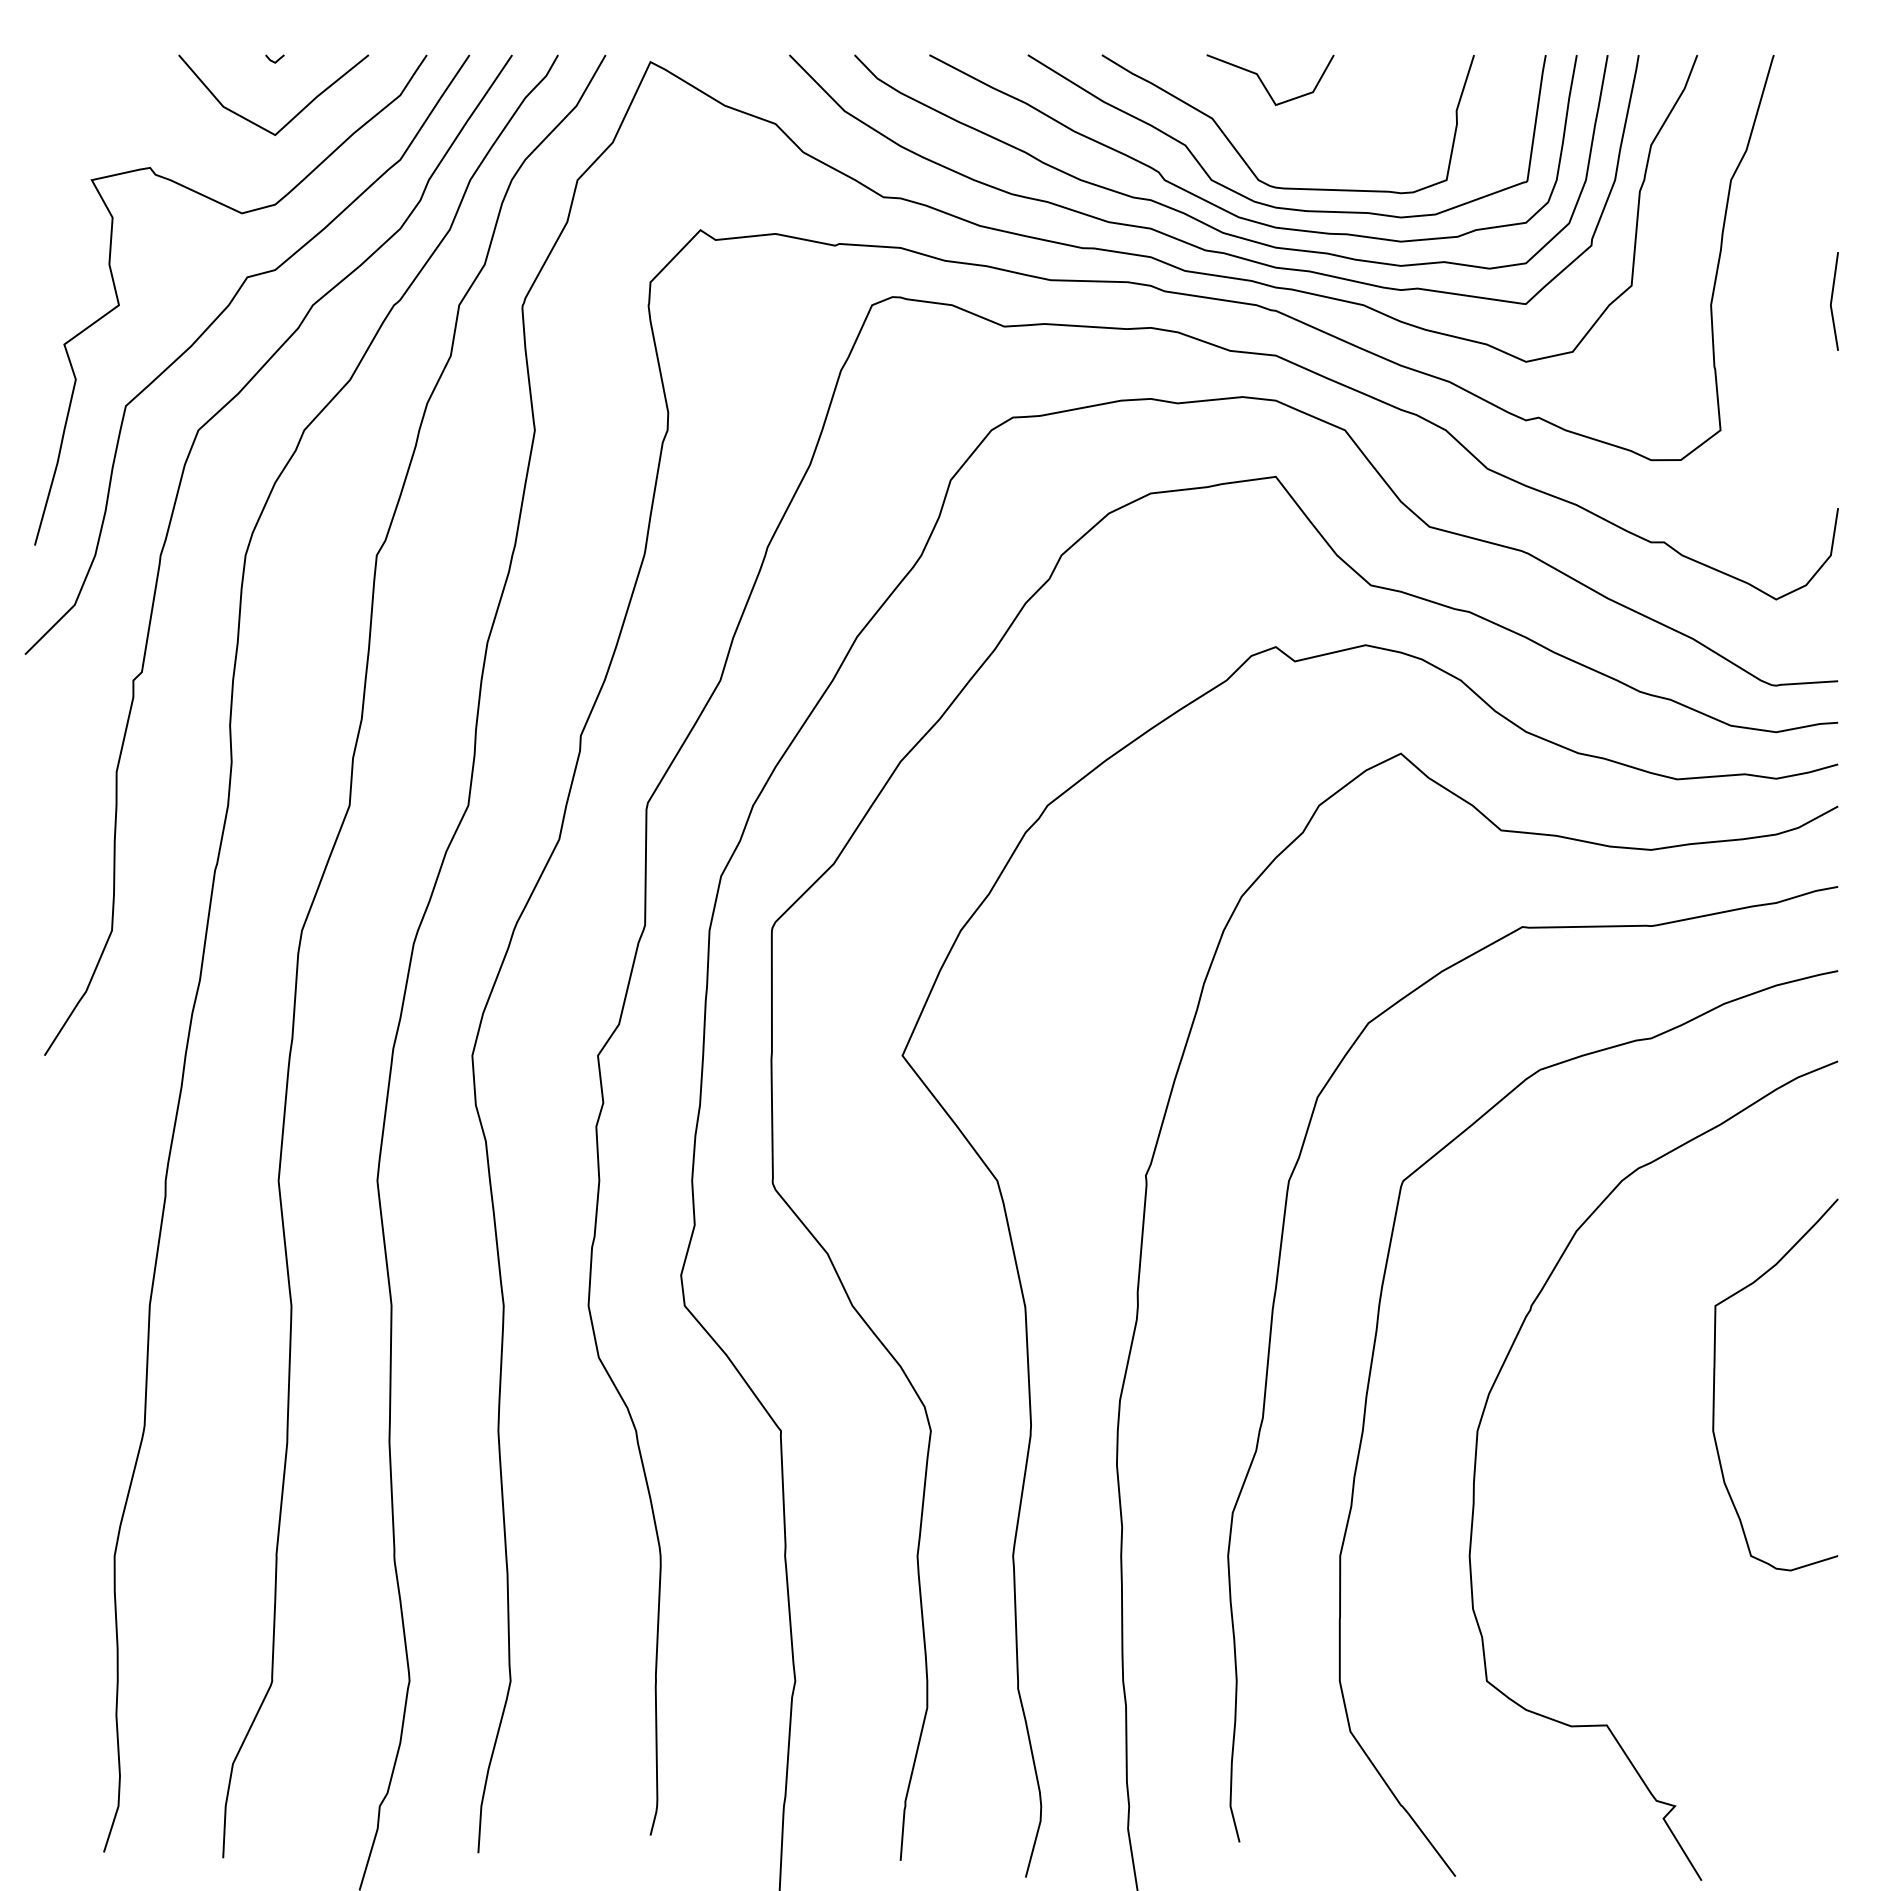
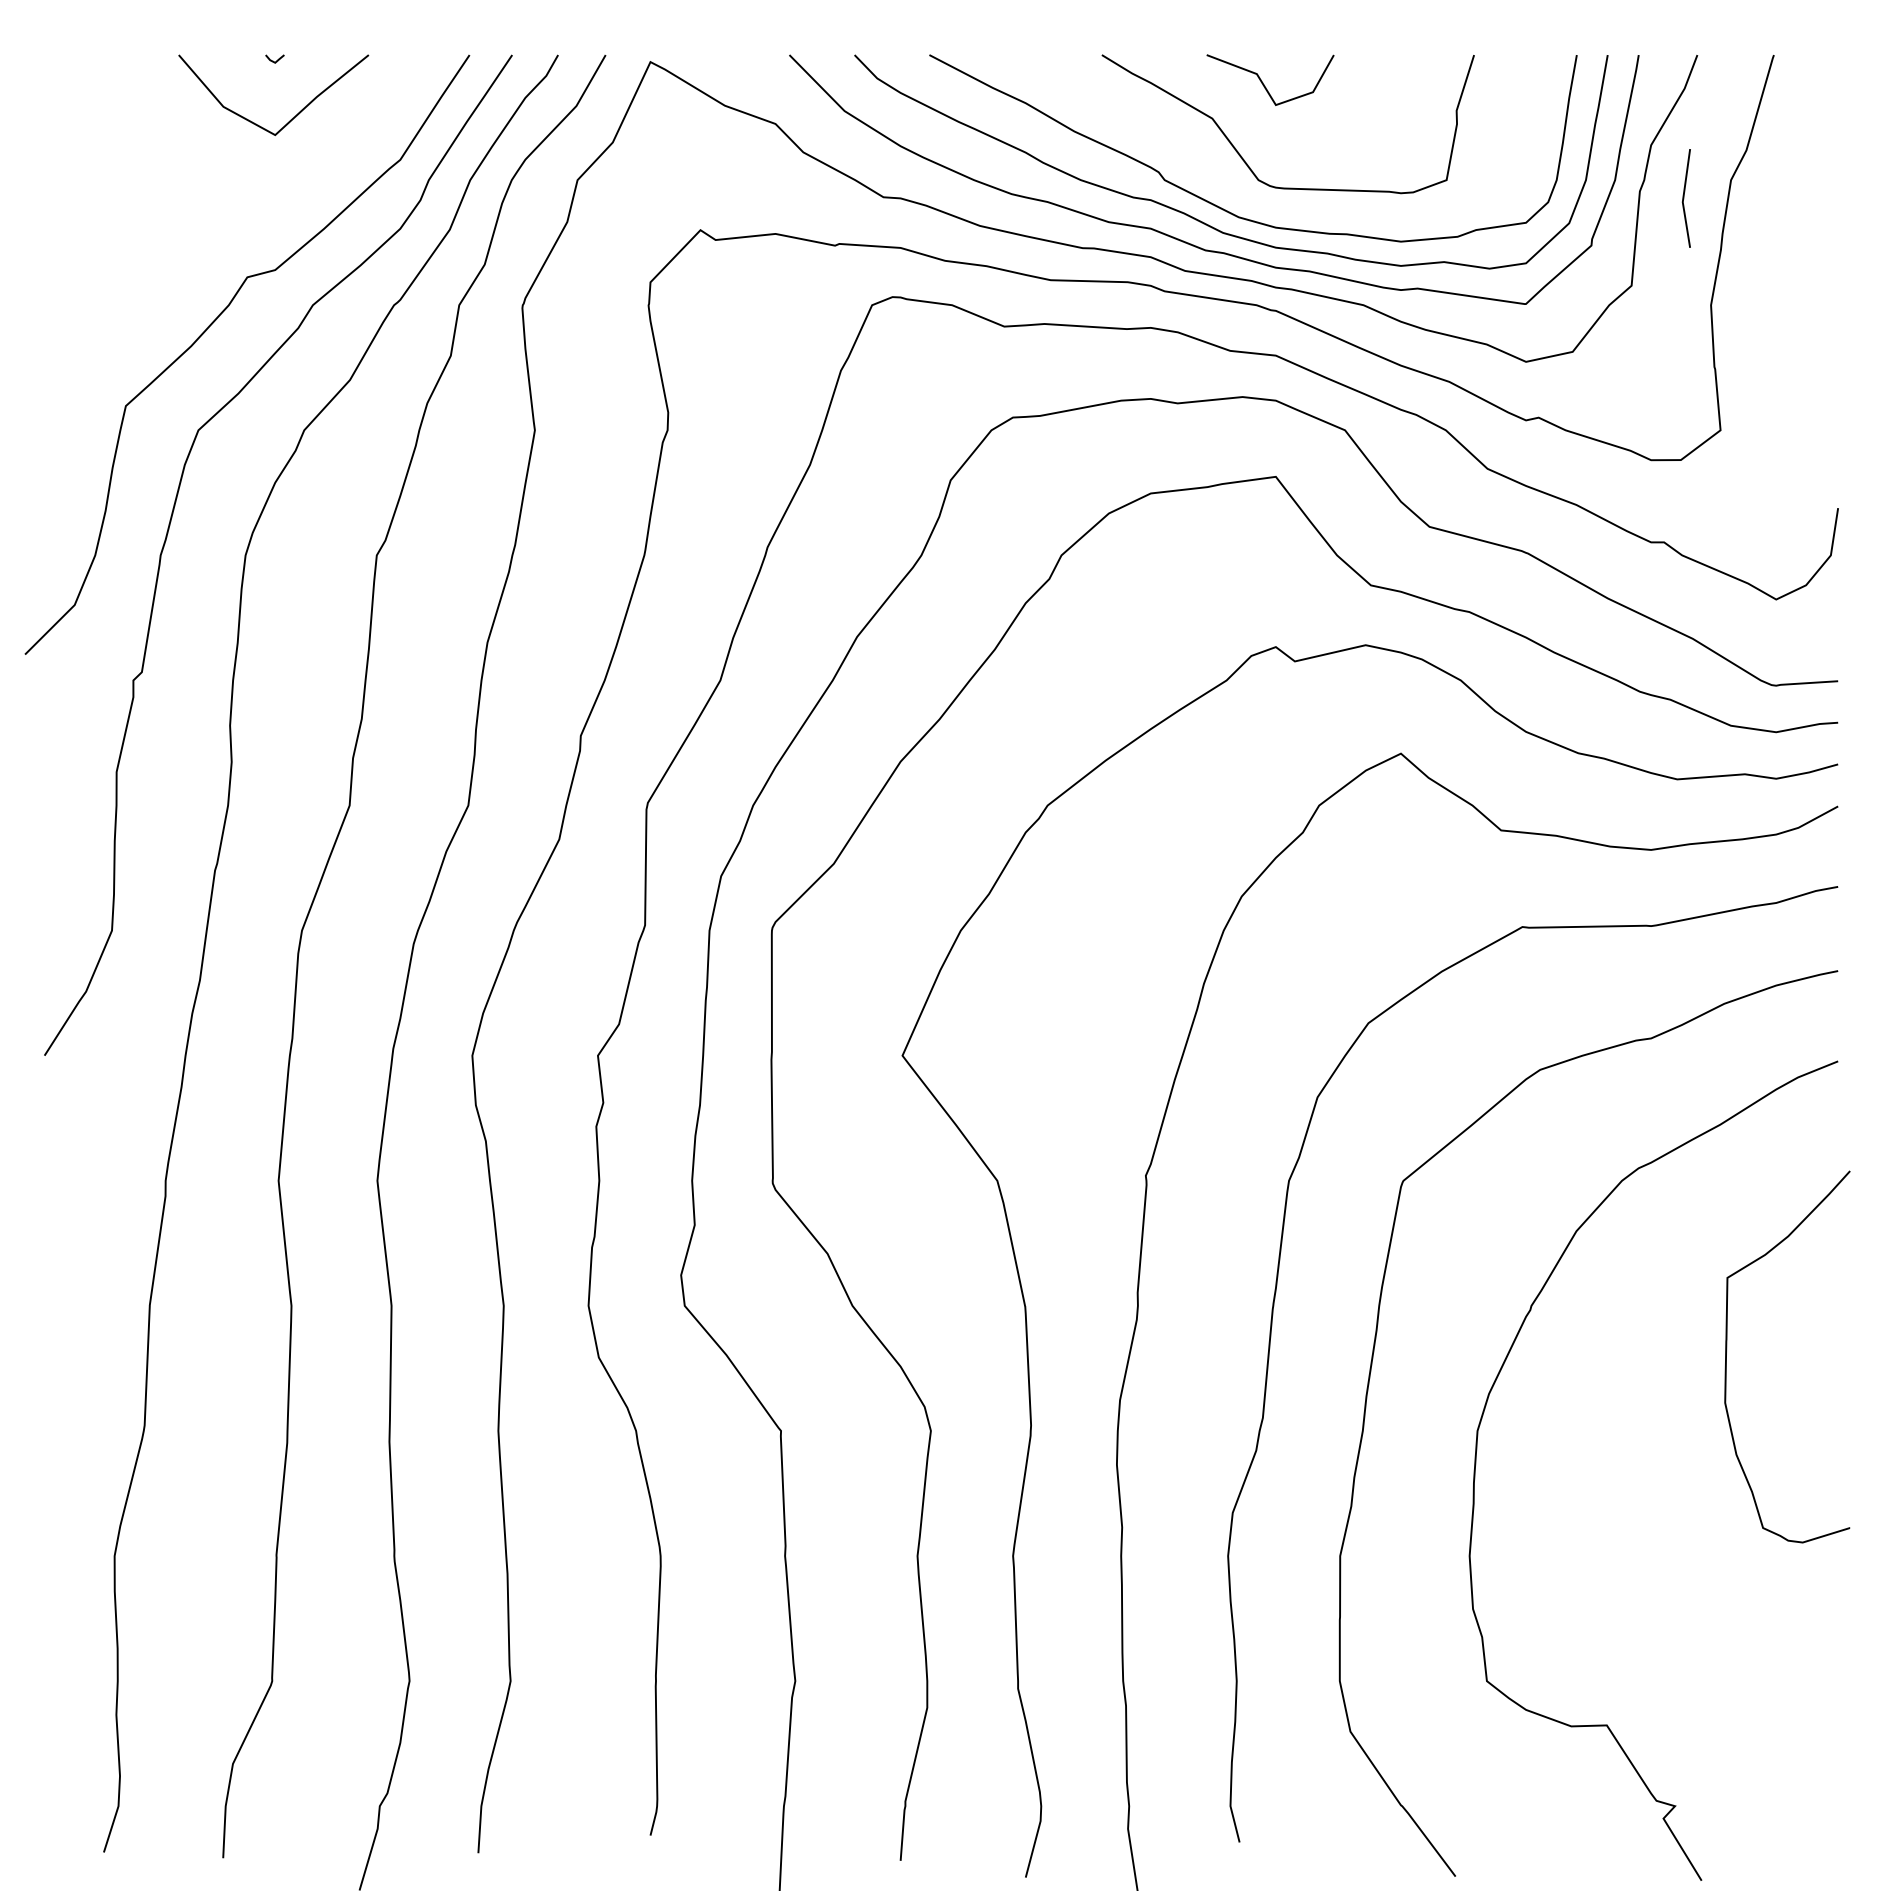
curve: present -> none (1269, 204)
curve: present -> none (241, 214)
line position: (1832, 301) -> (1684, 198) (1684, 198)
curve position: (1715, 1377) -> (1727, 1349) (1727, 1349)
